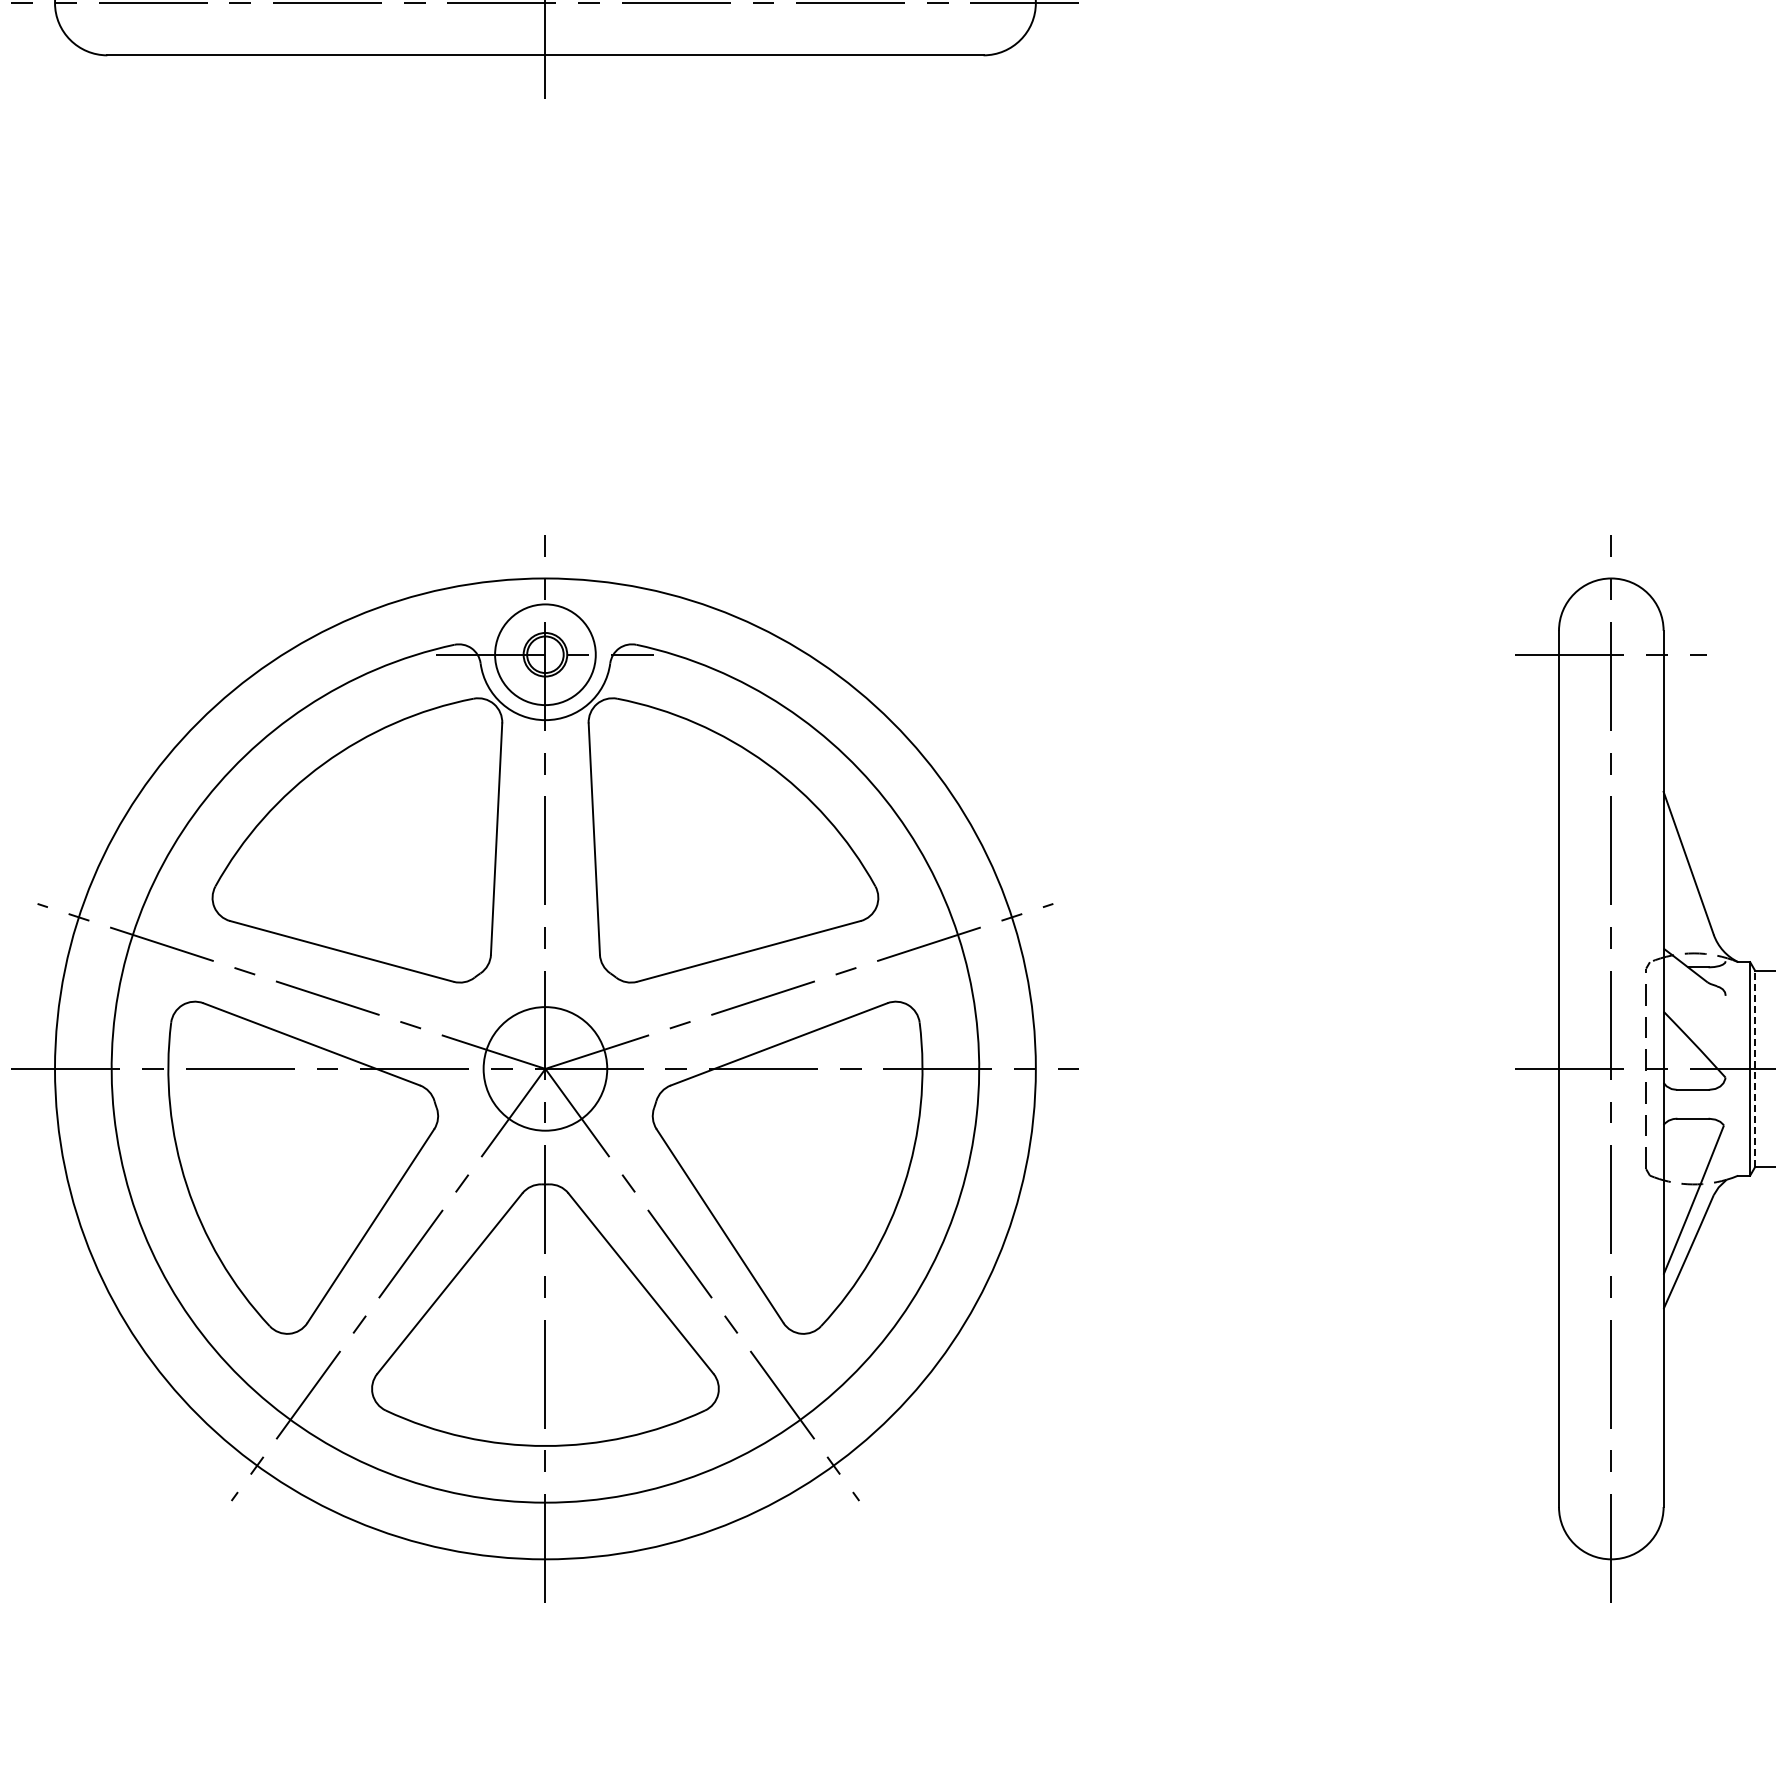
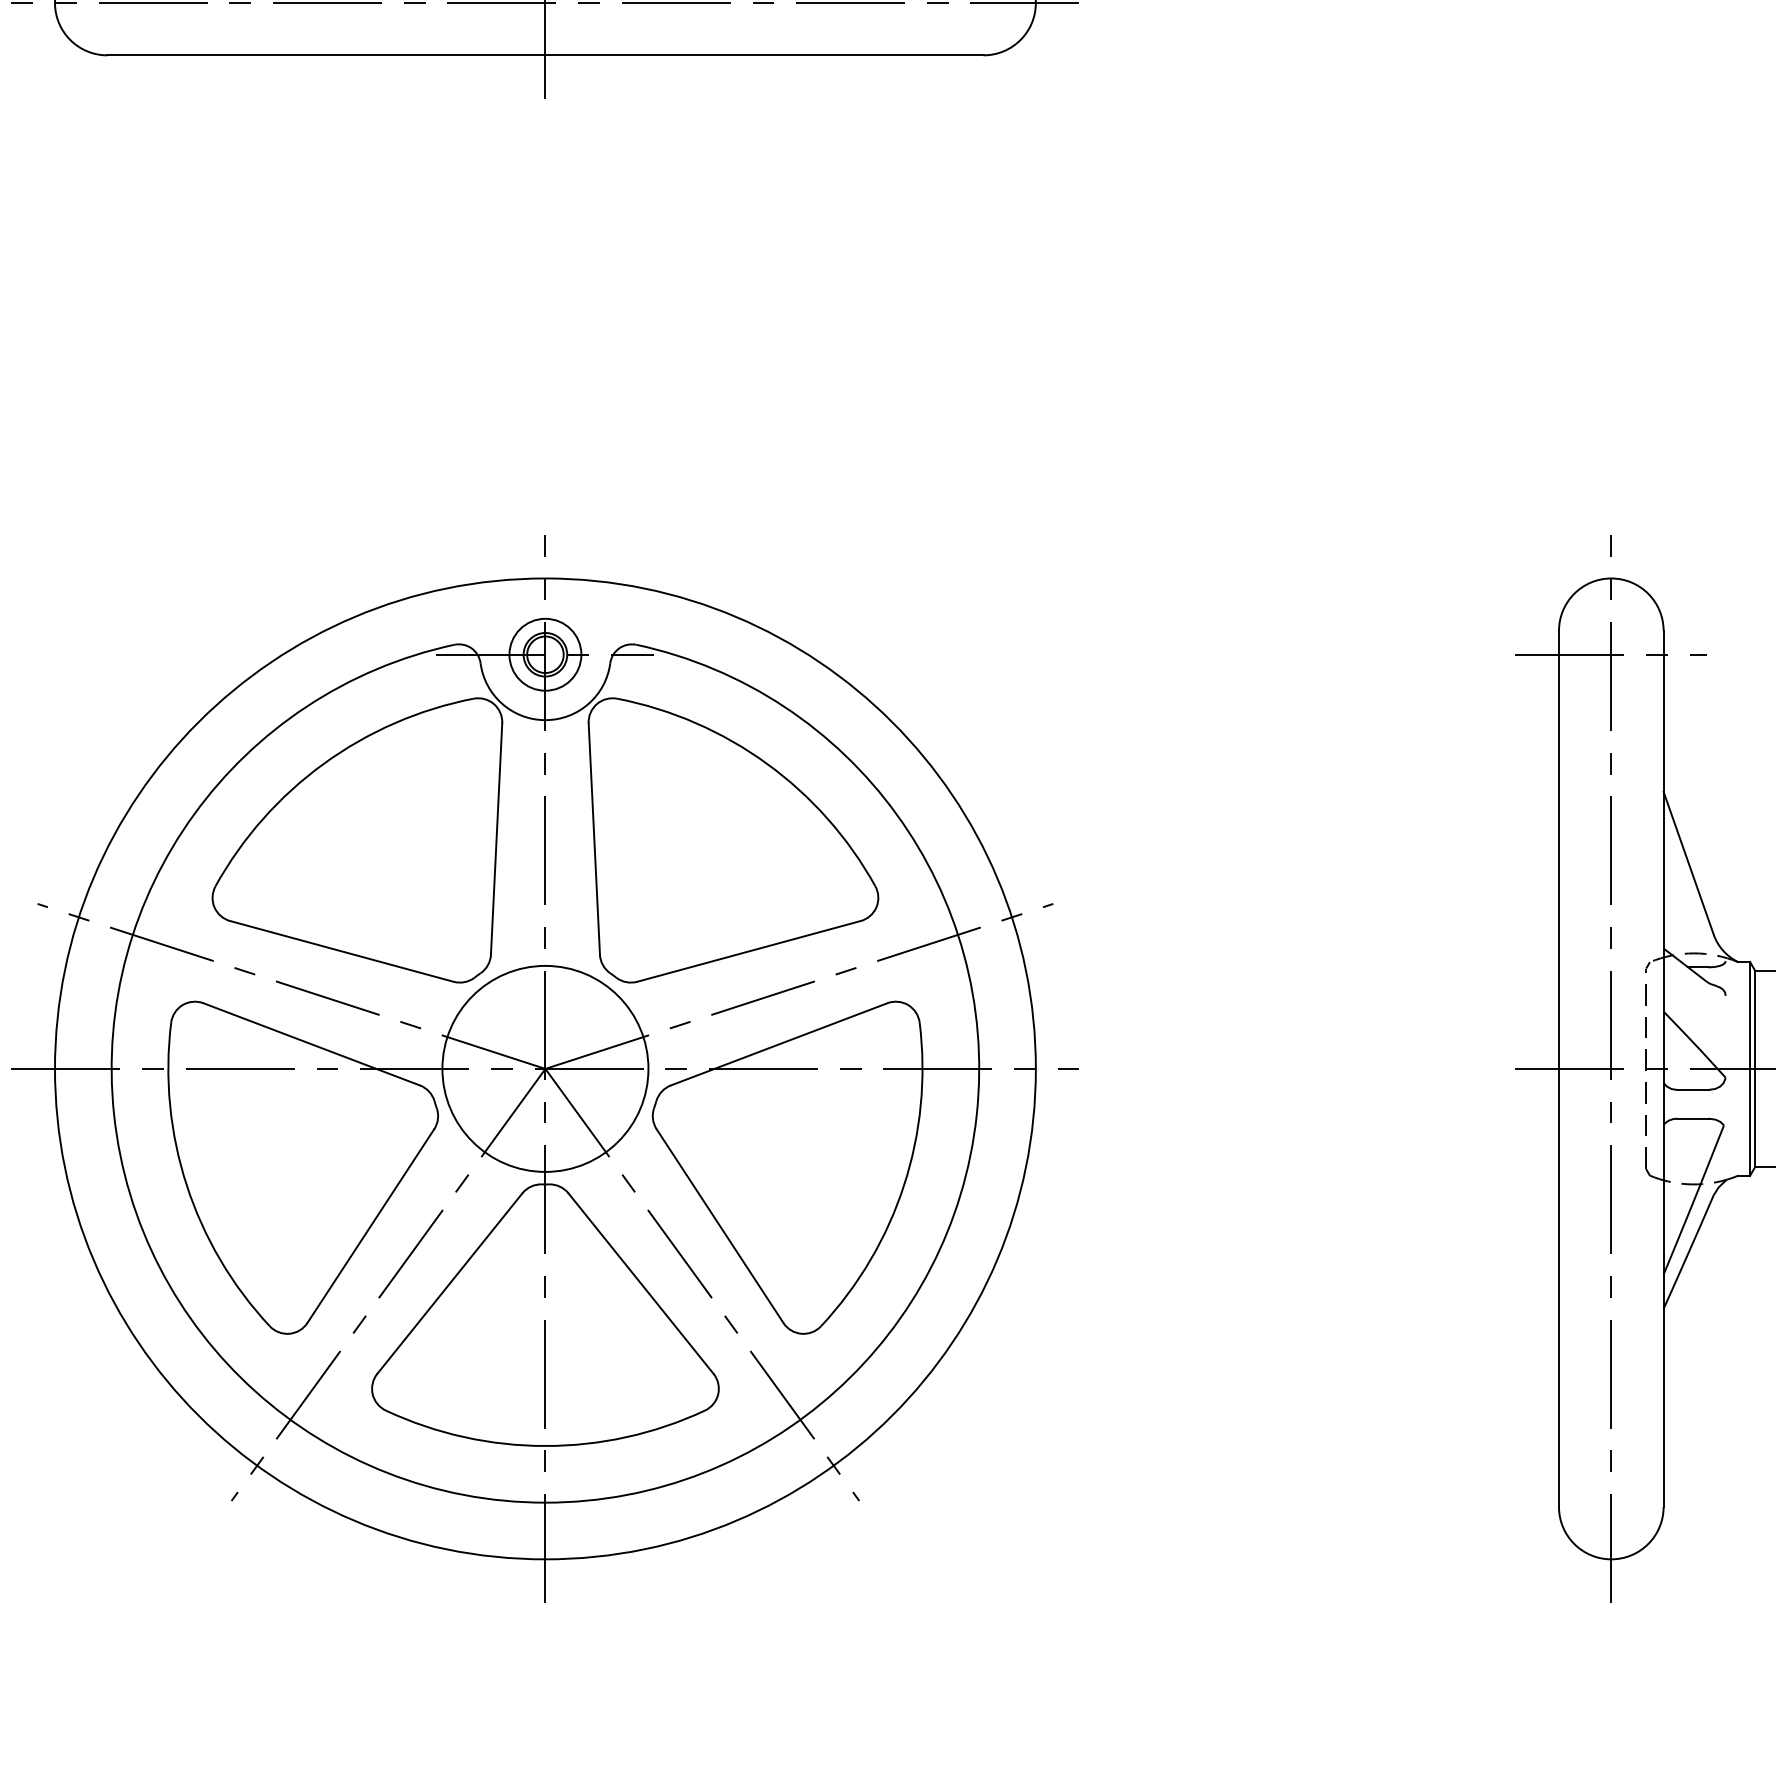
circle diameter: 101 px -> 72 px (545, 654)
circle diameter: 124 px -> 206 px (545, 1068)
line: dashed -> solid (1755, 1068)
